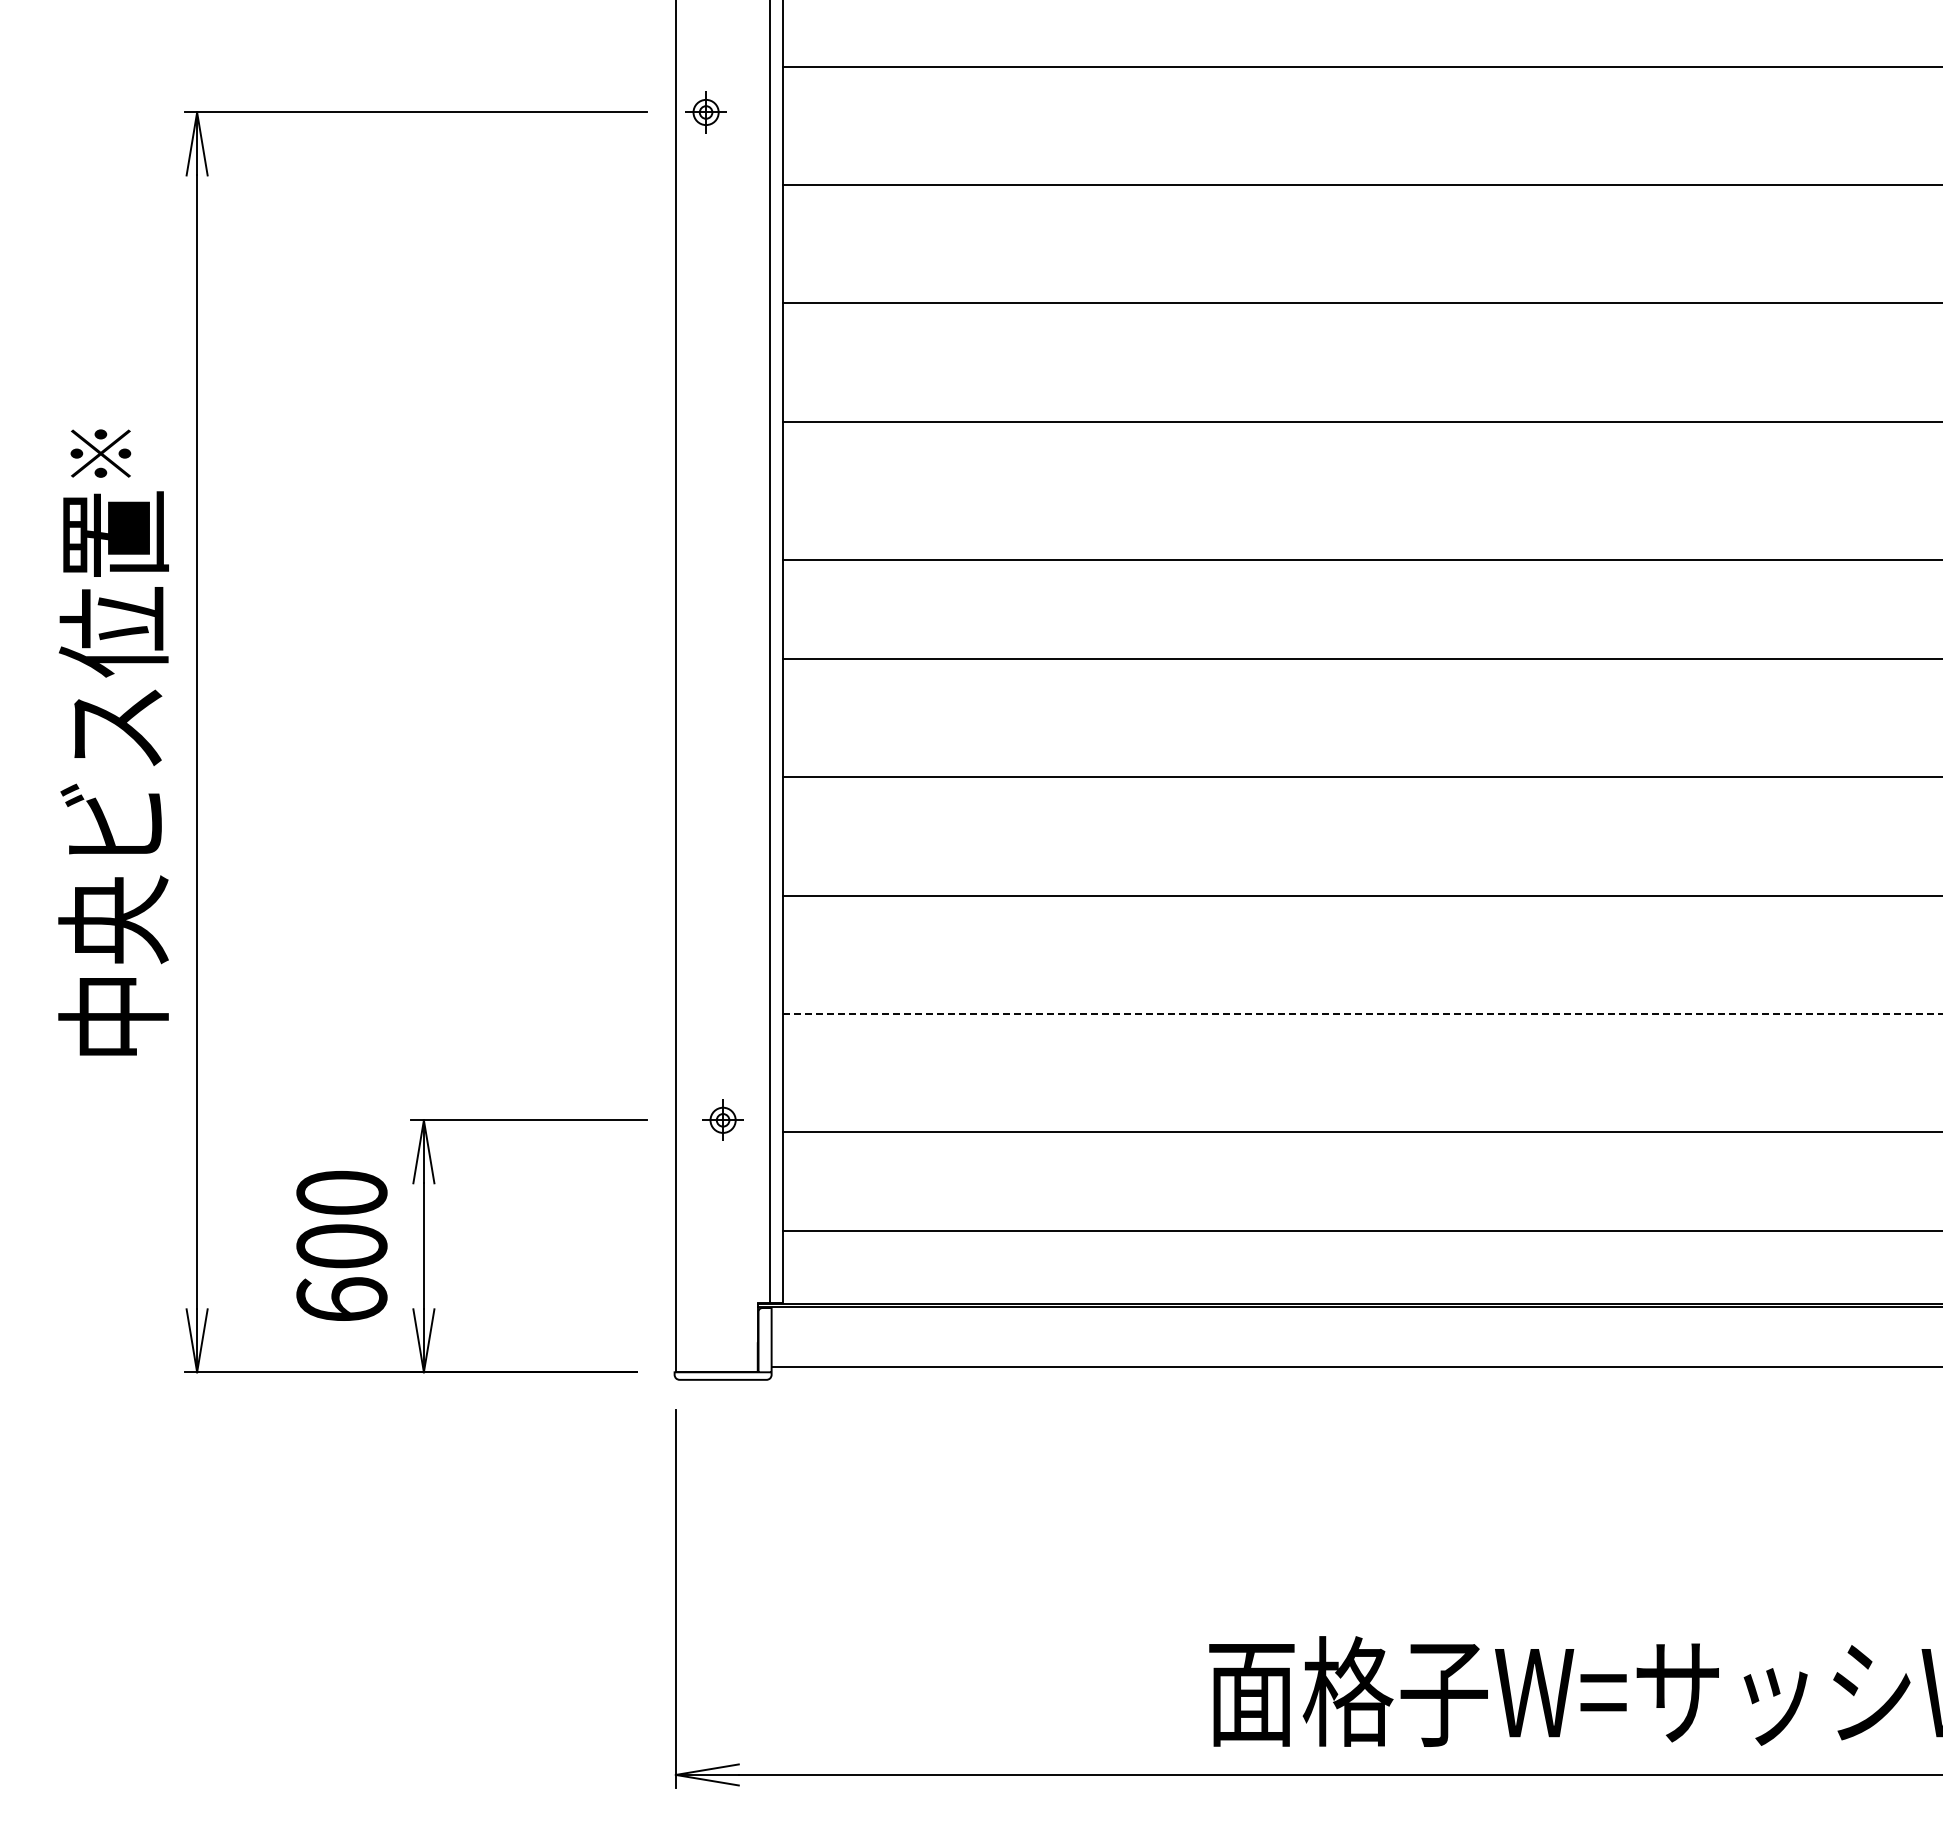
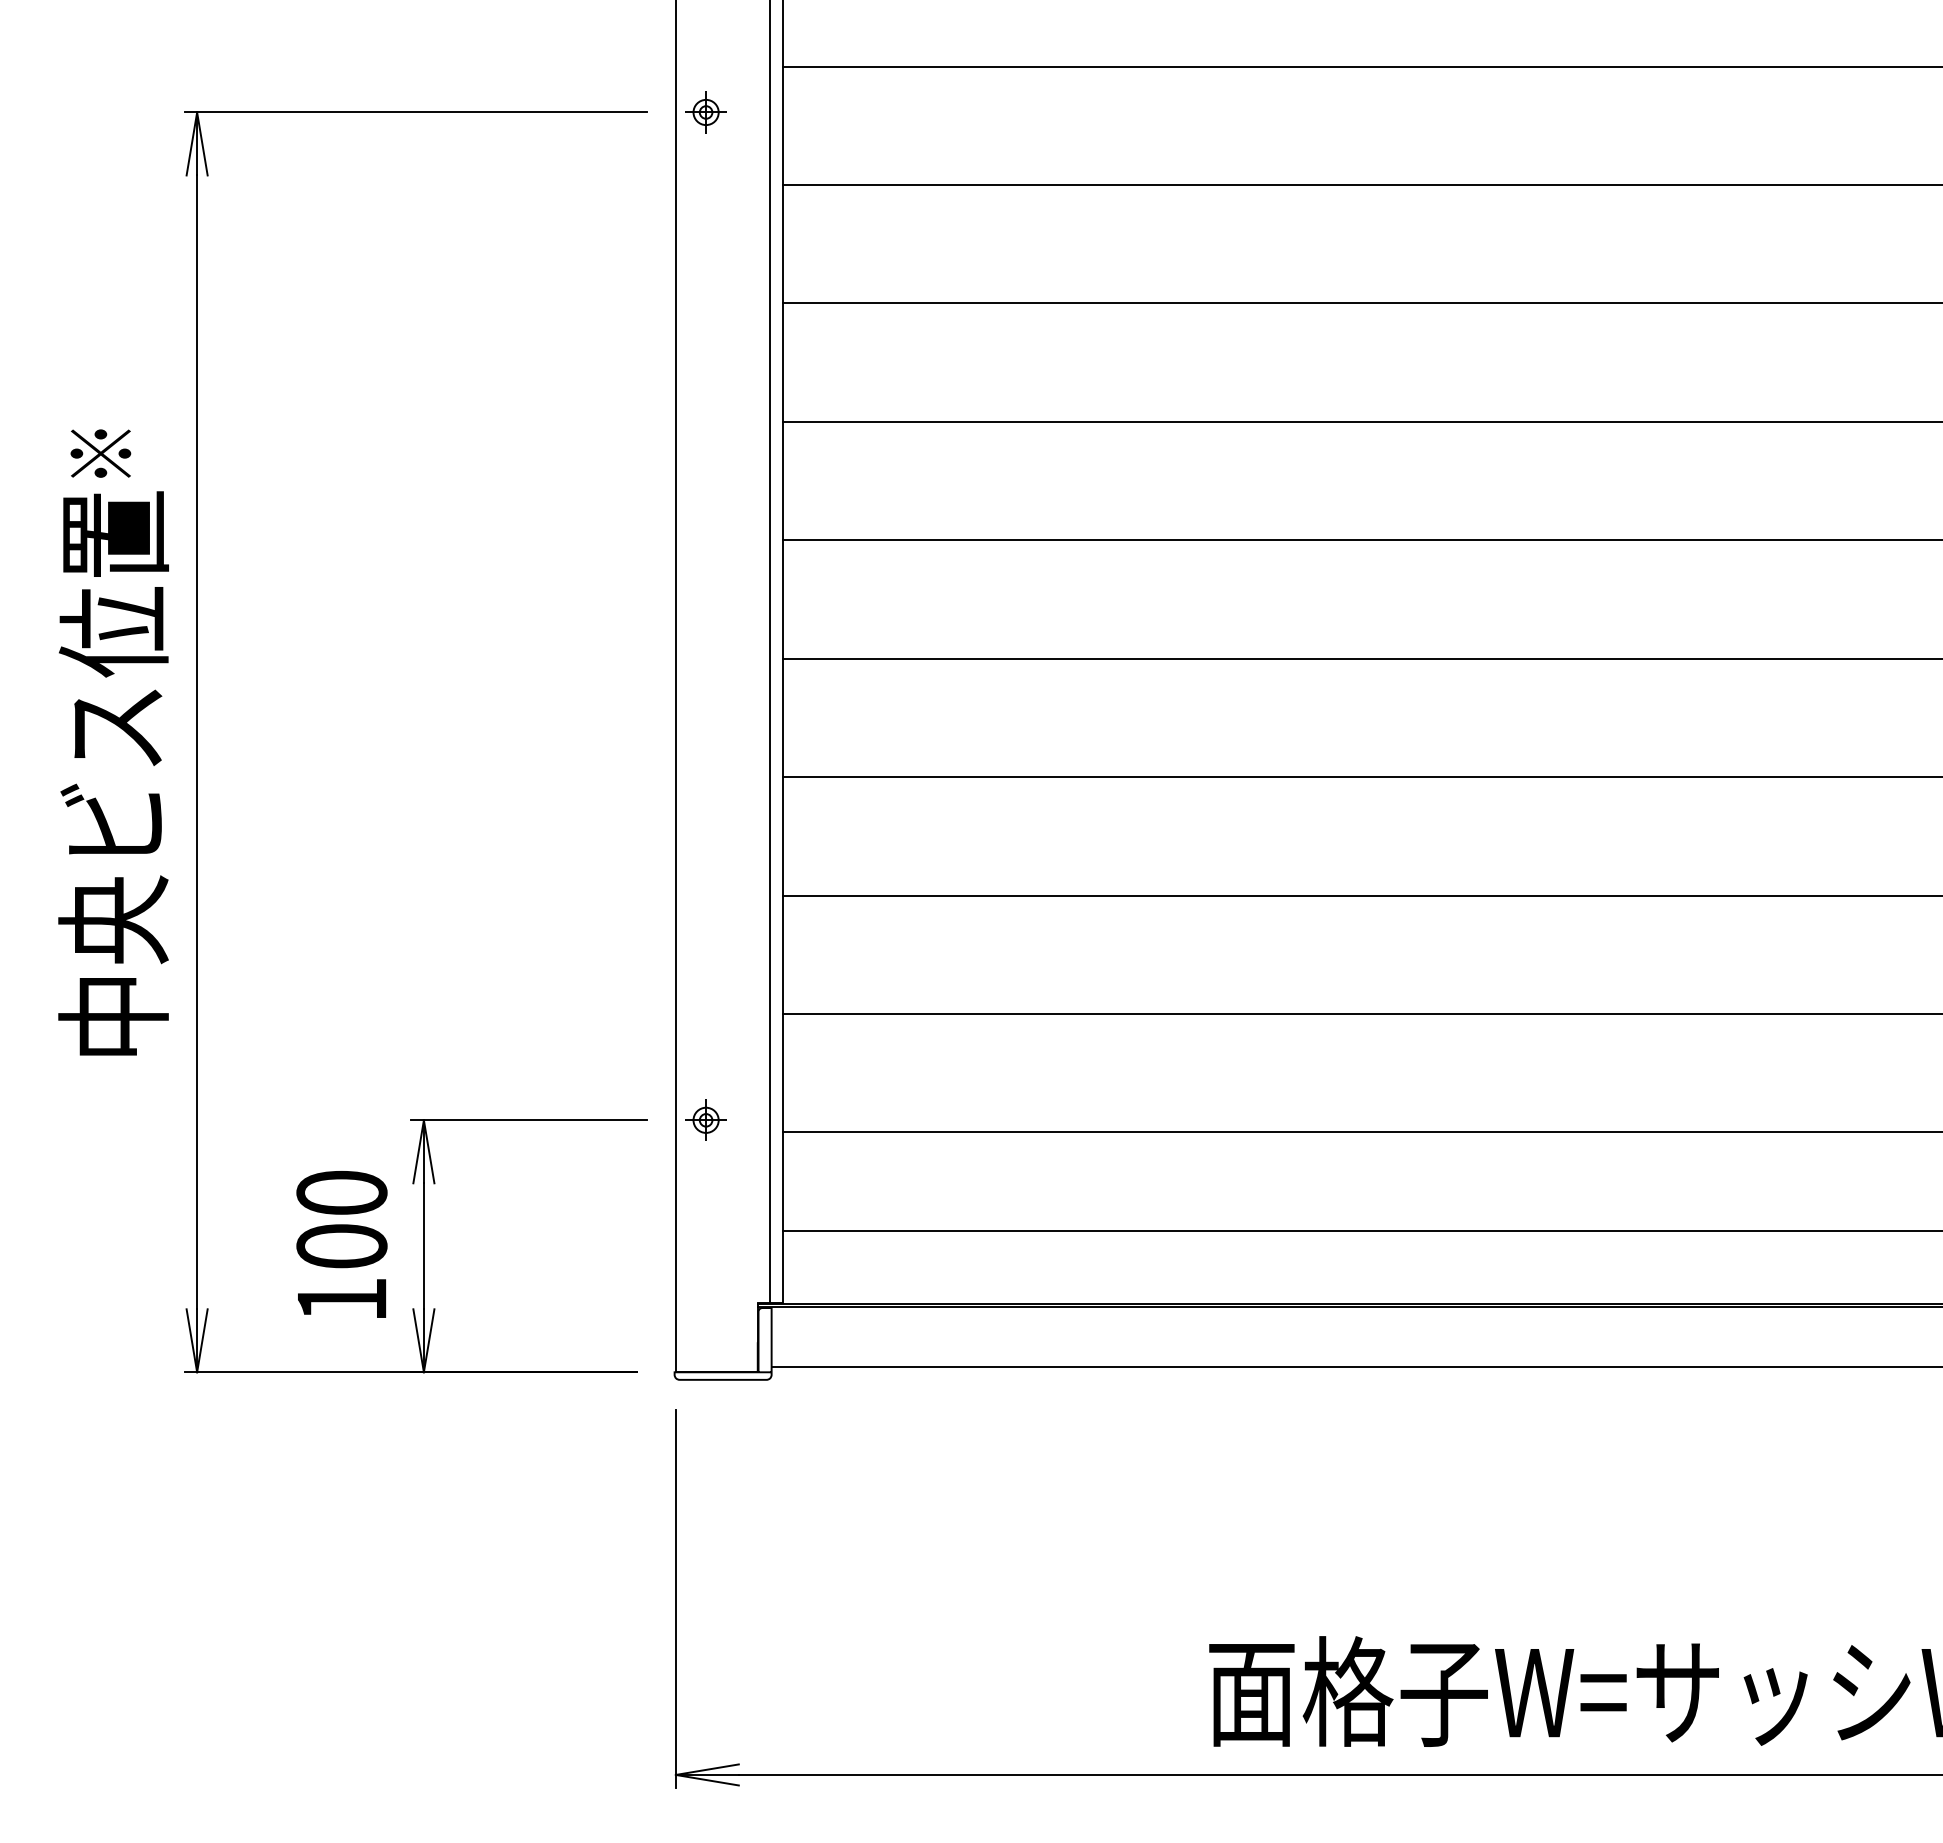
line position: (1360, 560) -> (1360, 540) (1360, 540)
line: dashed -> solid (1362, 1014)
part position: (722, 1119) -> (705, 1119) (705, 1119)
text: 600 -> 100 (341, 1298)
